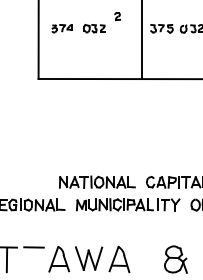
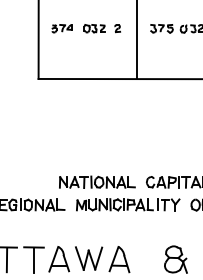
part position: (117, 16) -> (117, 28) (117, 28)
line position: (141, 40) -> (136, 40) (136, 40)
line: none -> present (33, 259)
